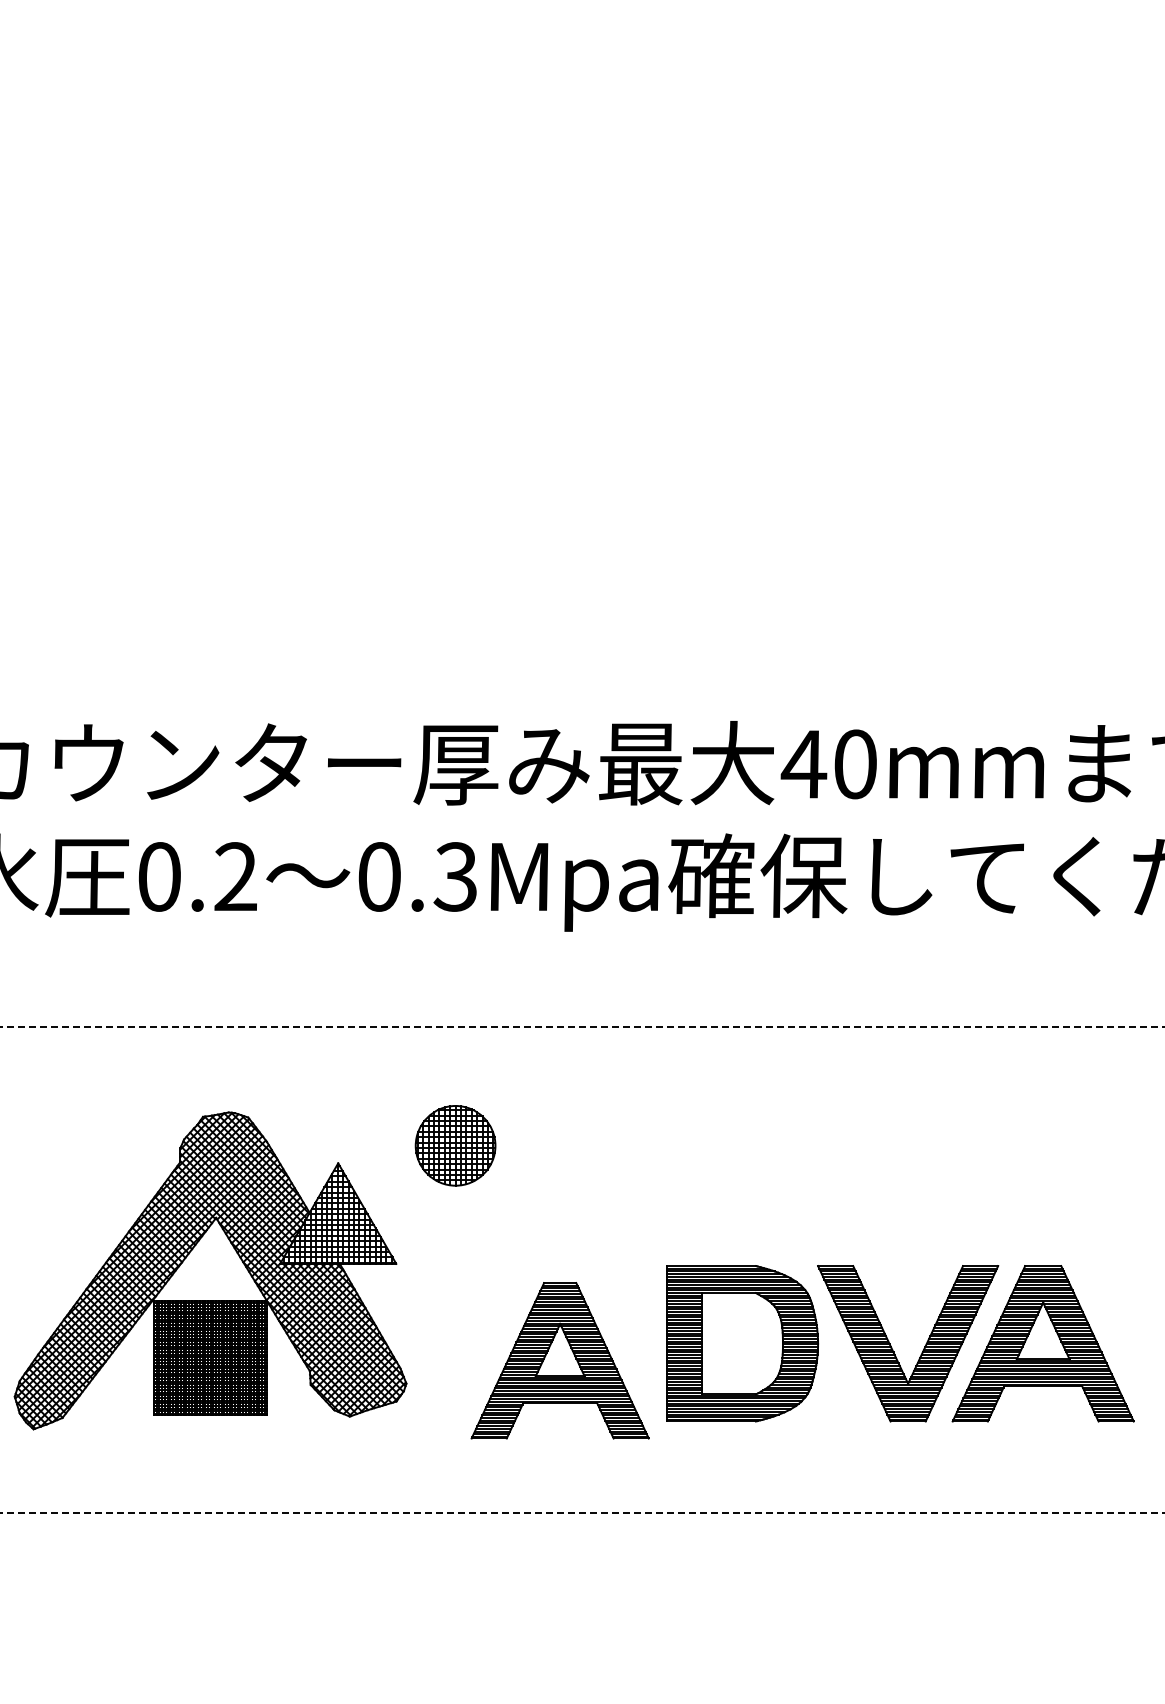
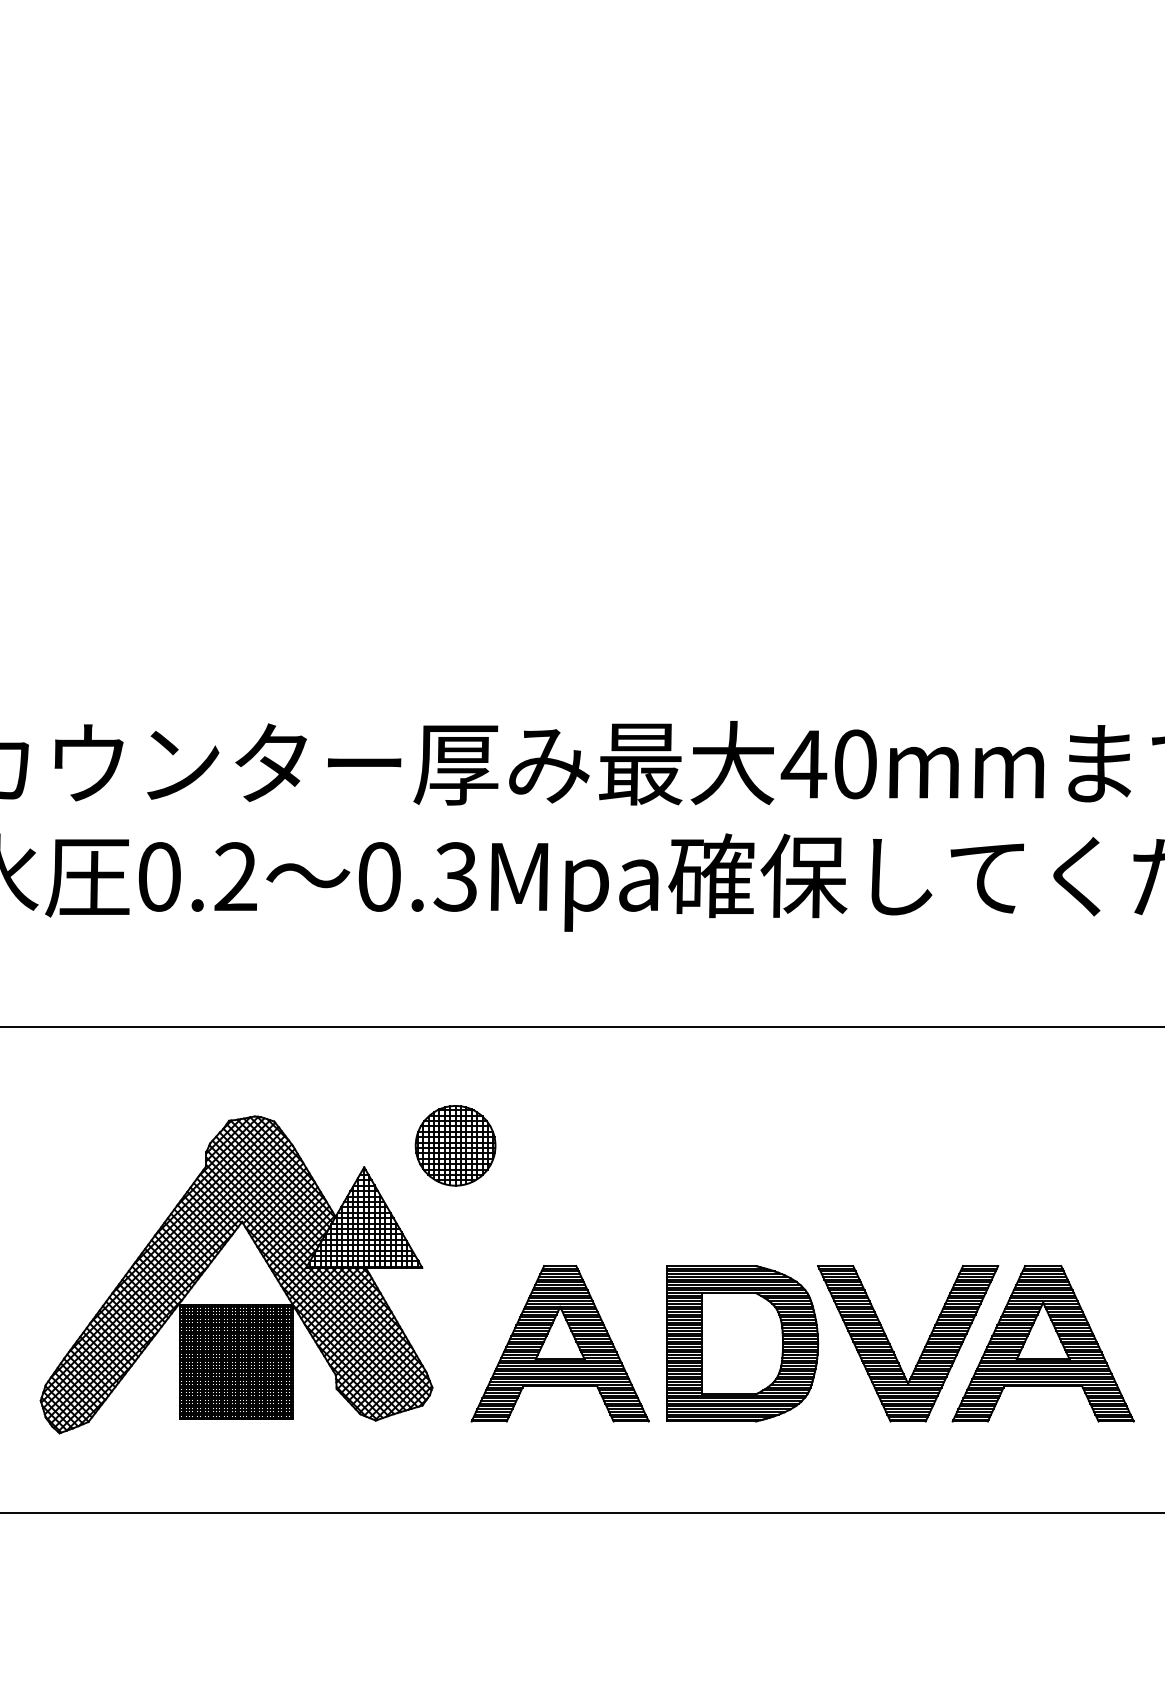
line: dashed -> solid (582, 1026)
part position: (210, 1270) -> (236, 1274) (236, 1274)
part position: (559, 1360) -> (559, 1343) (559, 1343)
line: dashed -> solid (582, 1512)
